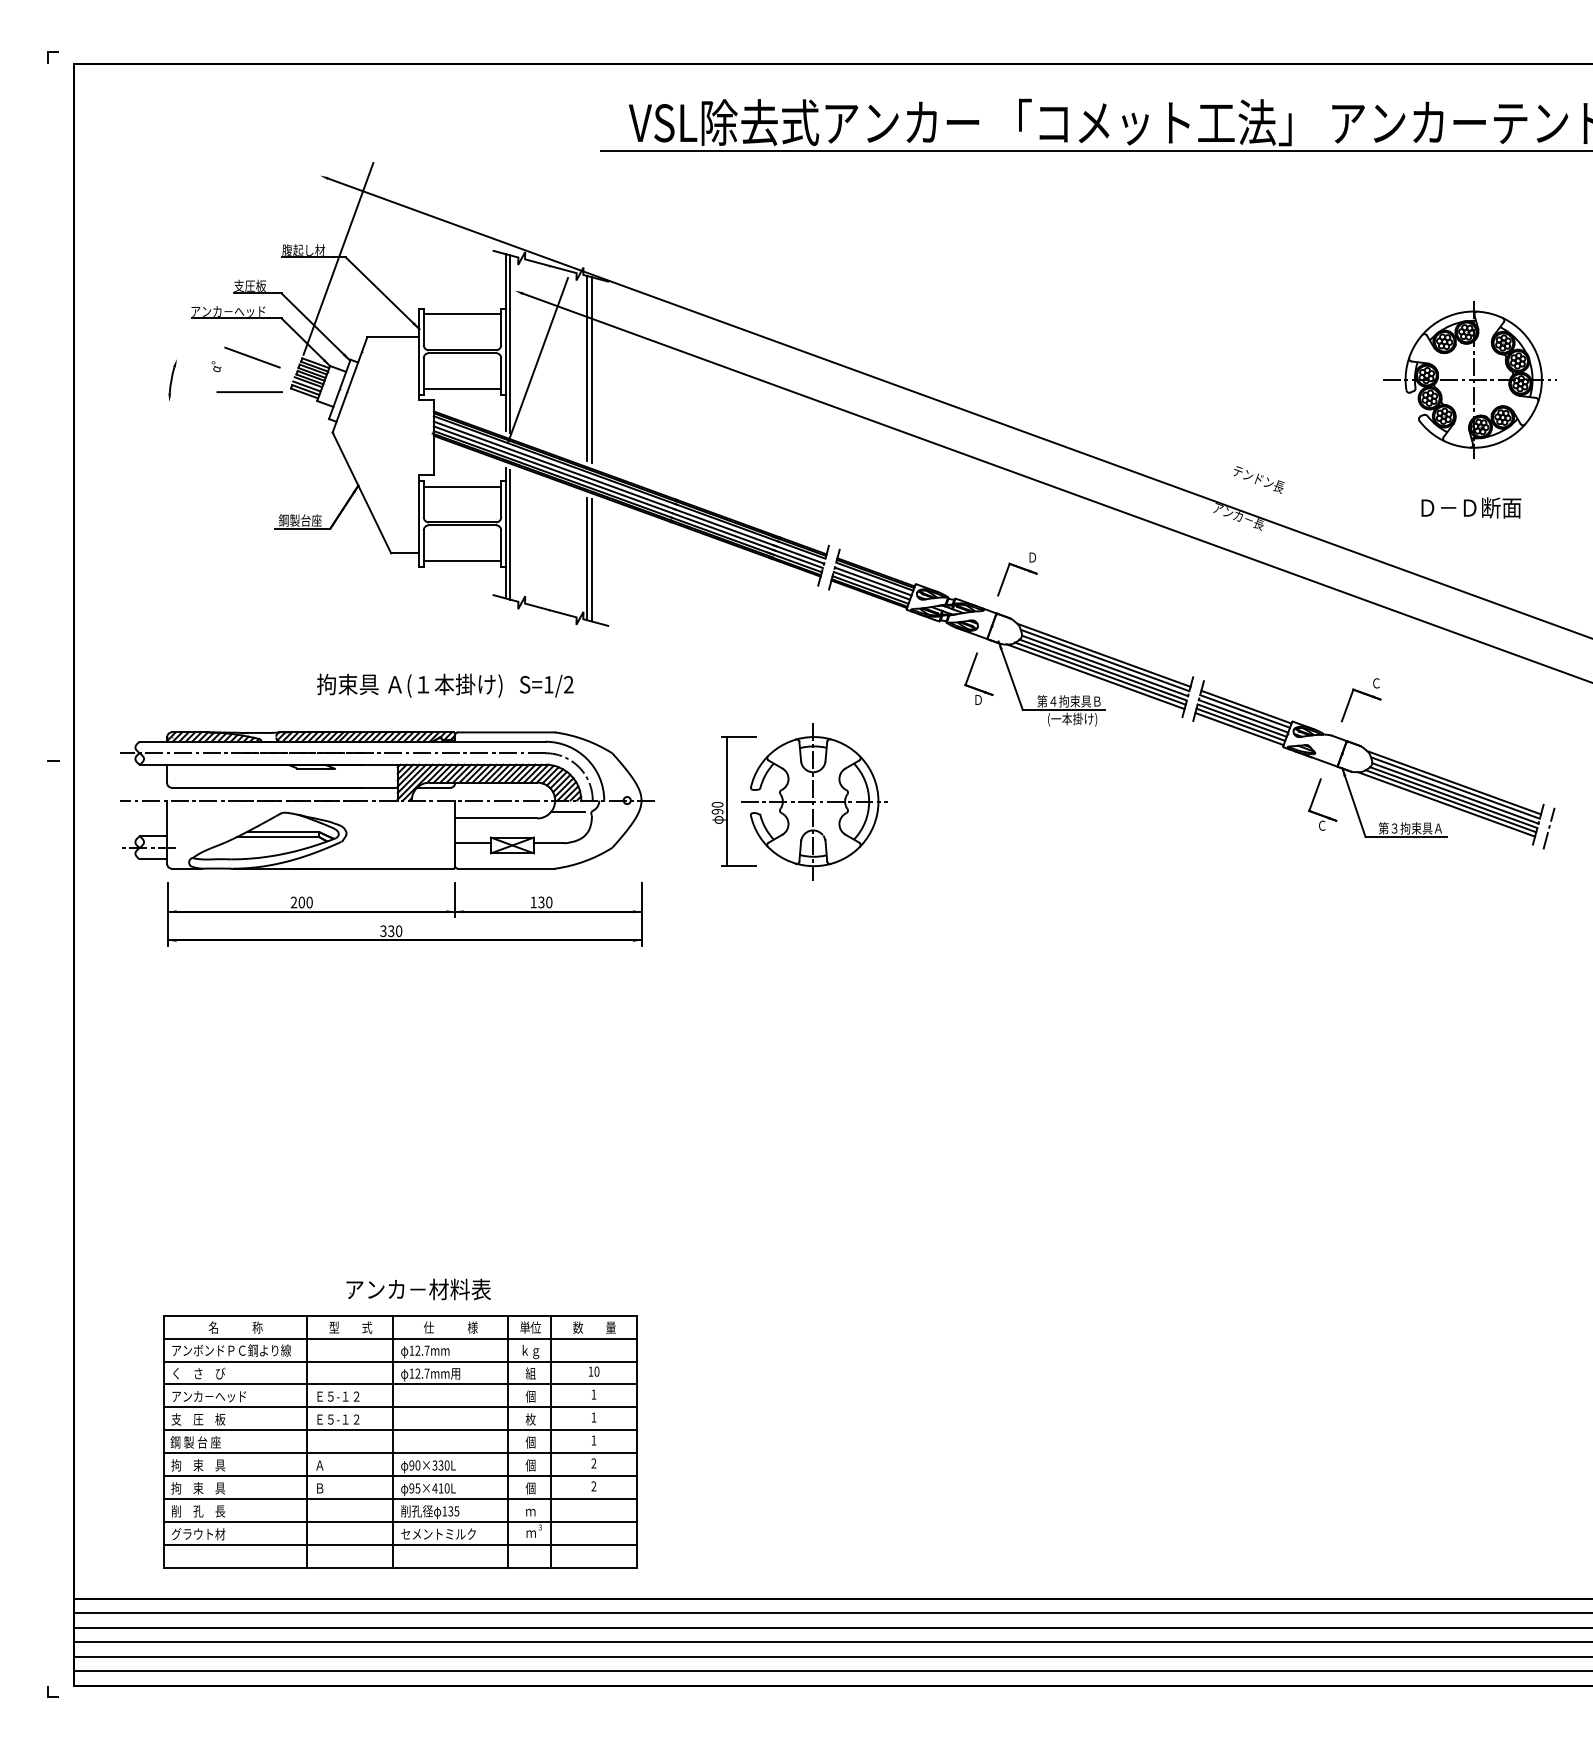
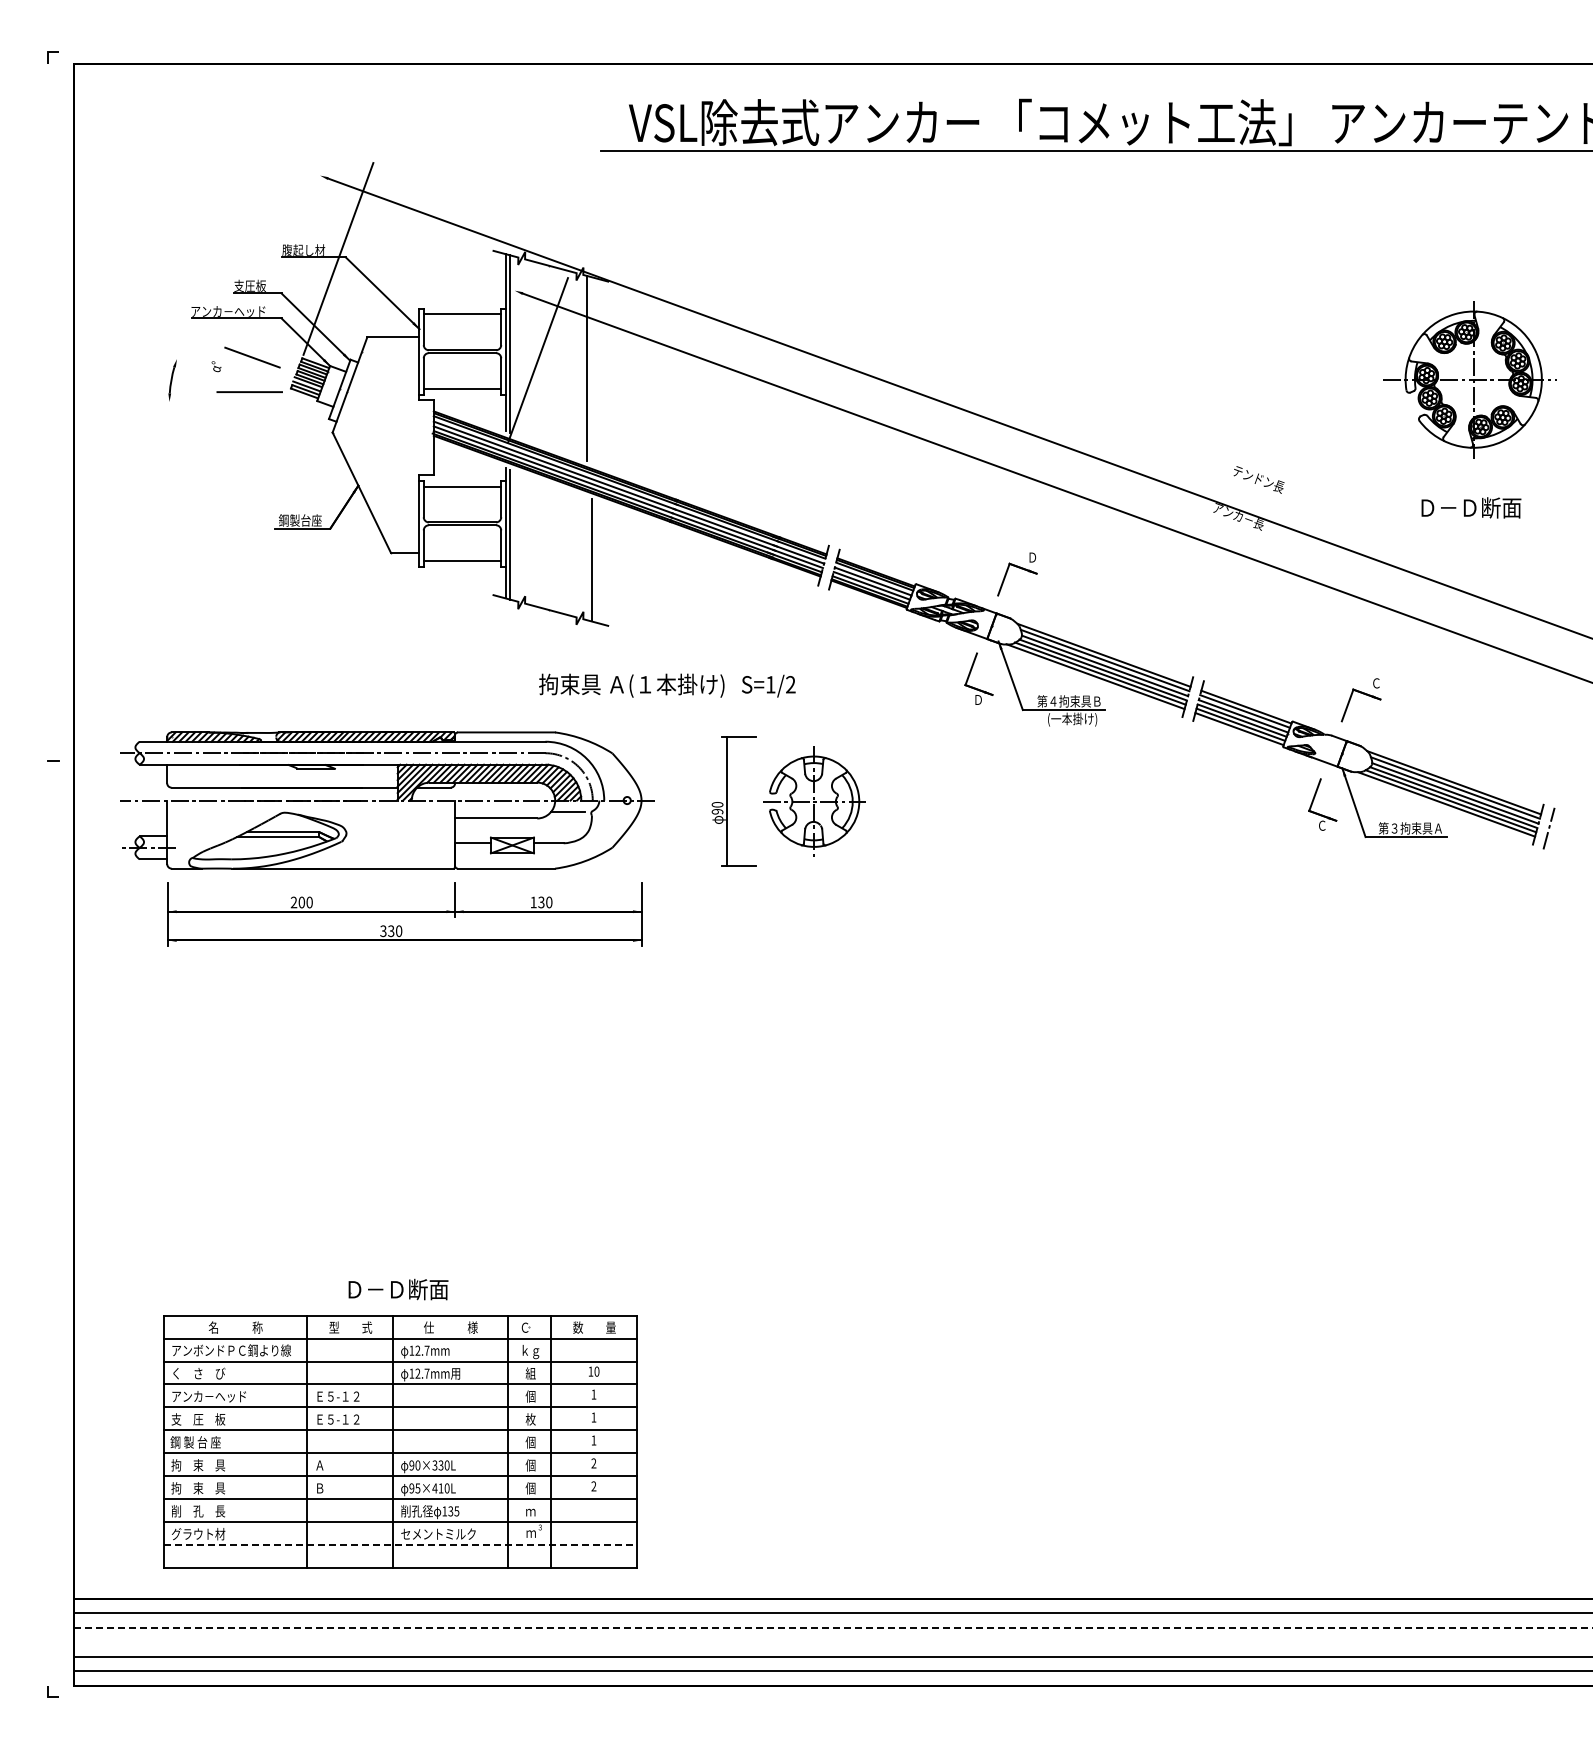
line: present -> none (591, 369)
line: present -> none (587, 558)
text position: (445, 685) -> (667, 685) (667, 685)
part size: 147x158 px -> 103x111 px (814, 801)
text: アンカ－材料表 -> Ｄ－Ｄ断面 (418, 1289)
text: 単位 -> Ｃ (530, 1327)
line: solid -> dashed (400, 1545)
line: solid -> dashed (833, 1627)
line: present -> none (831, 1642)
